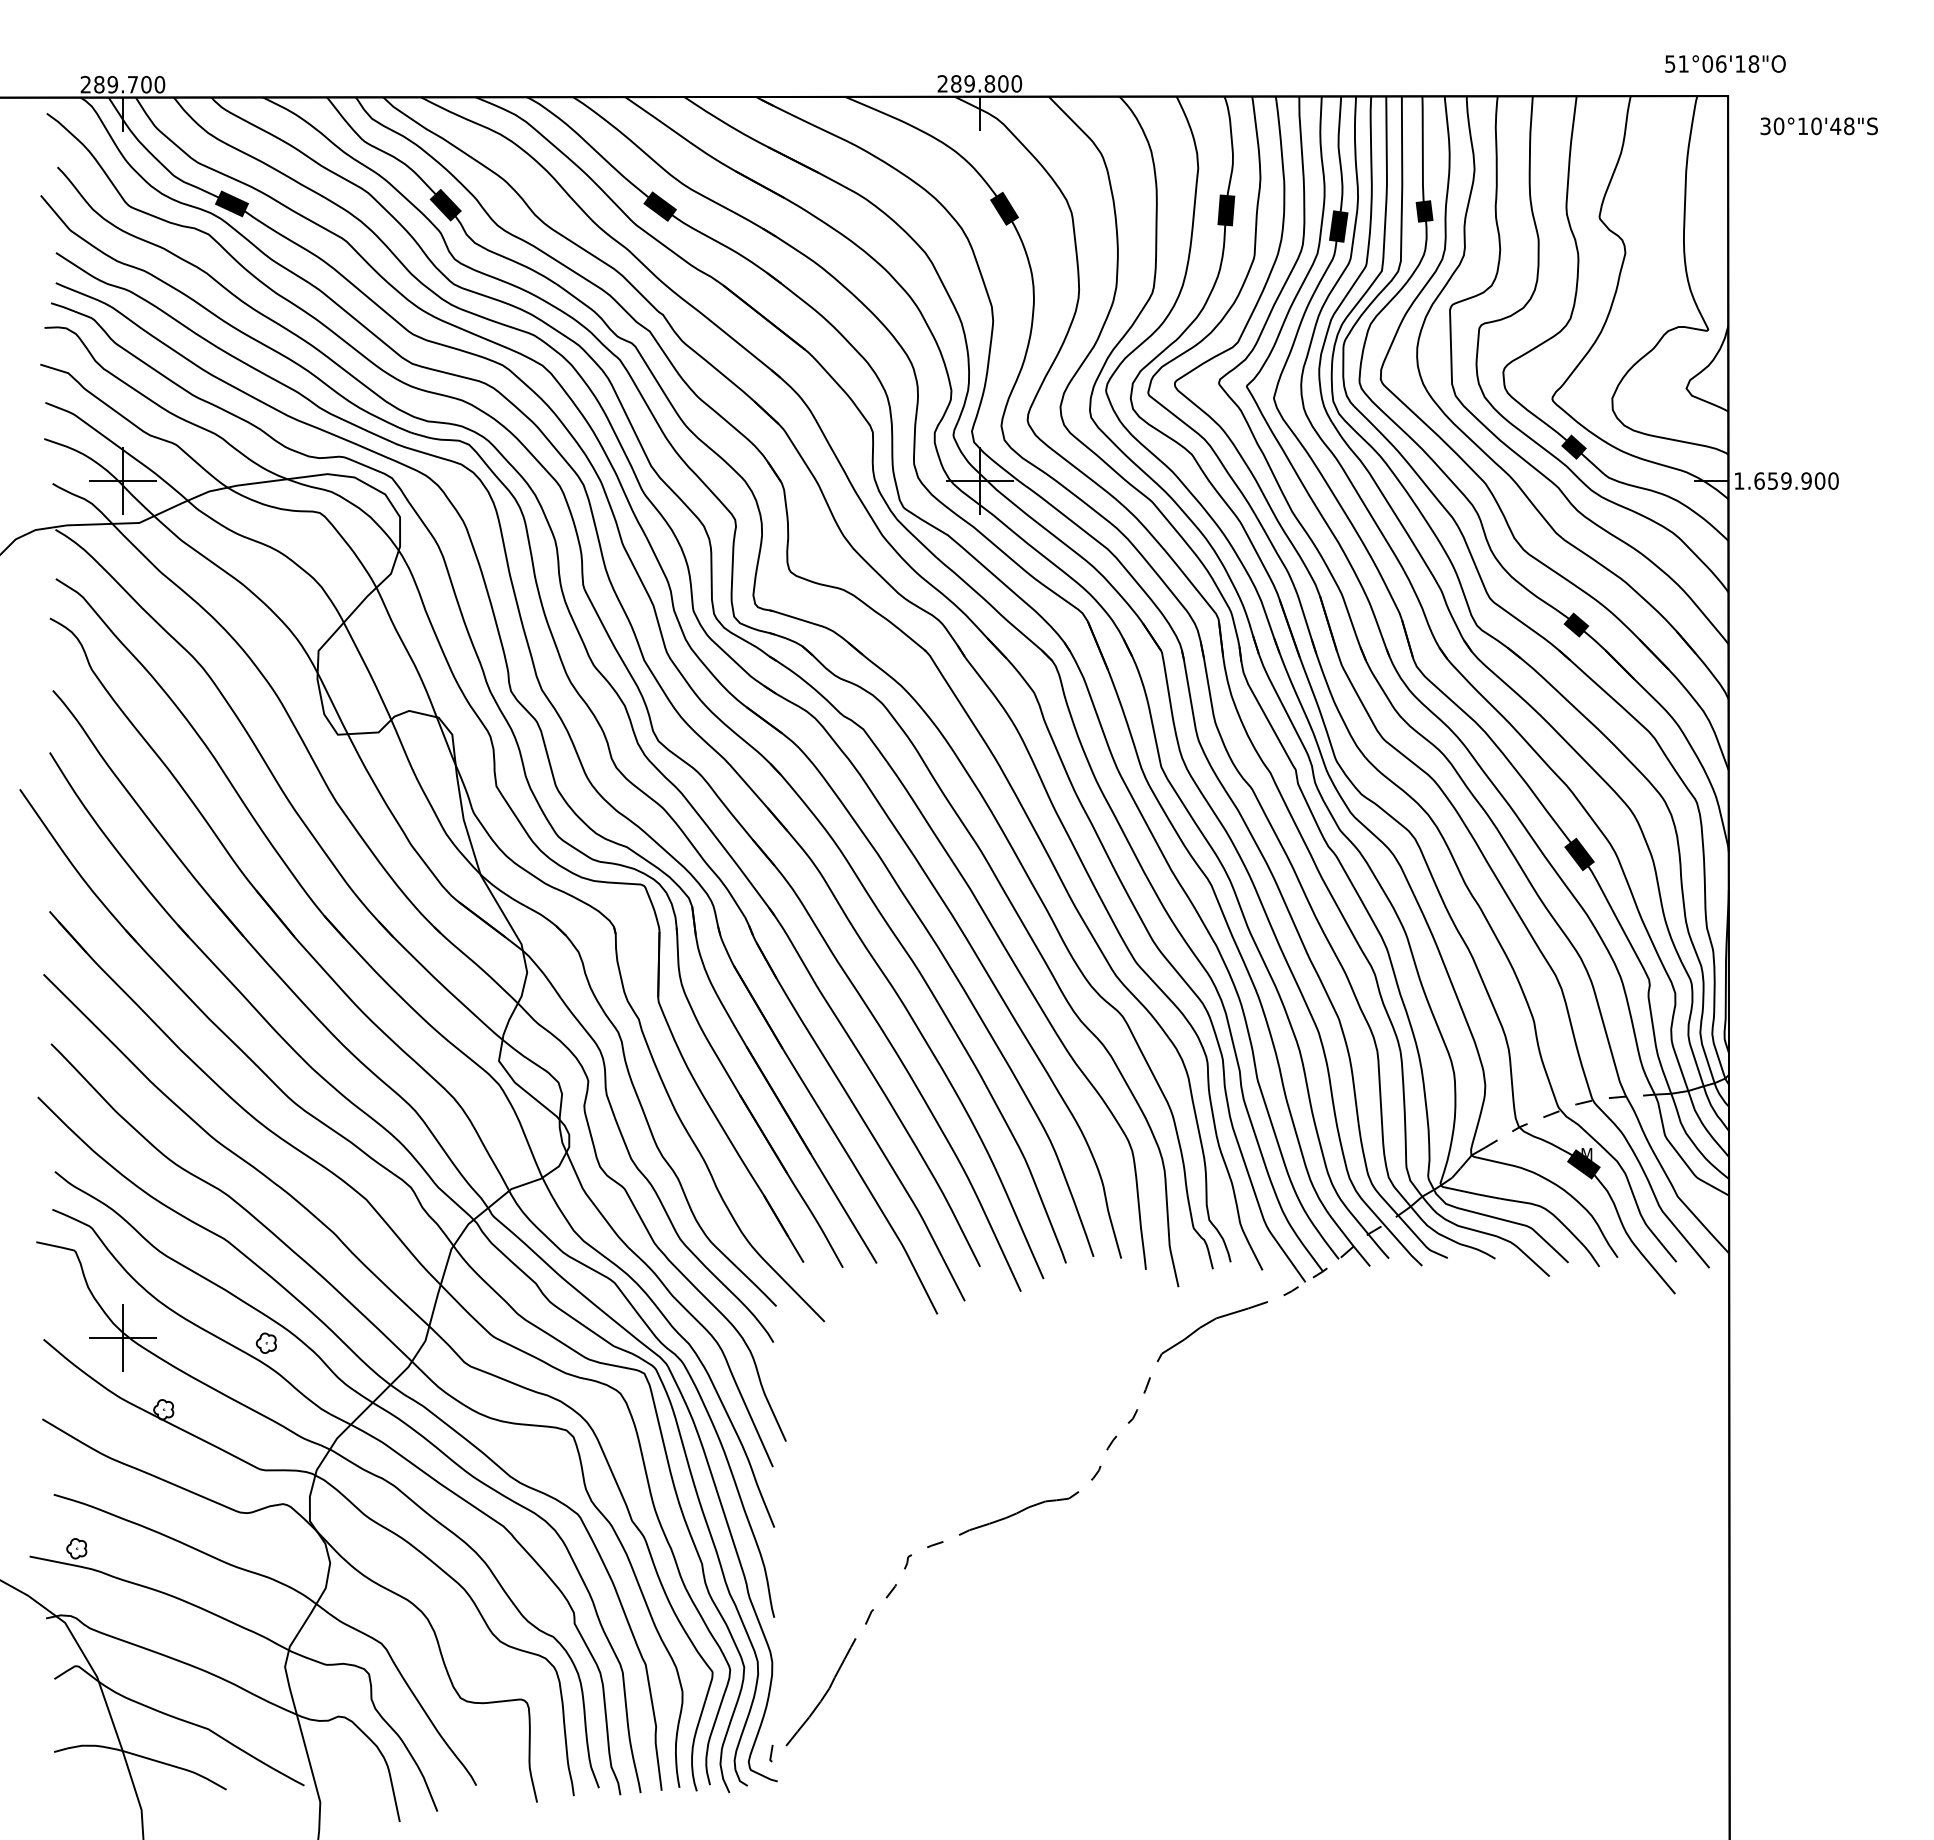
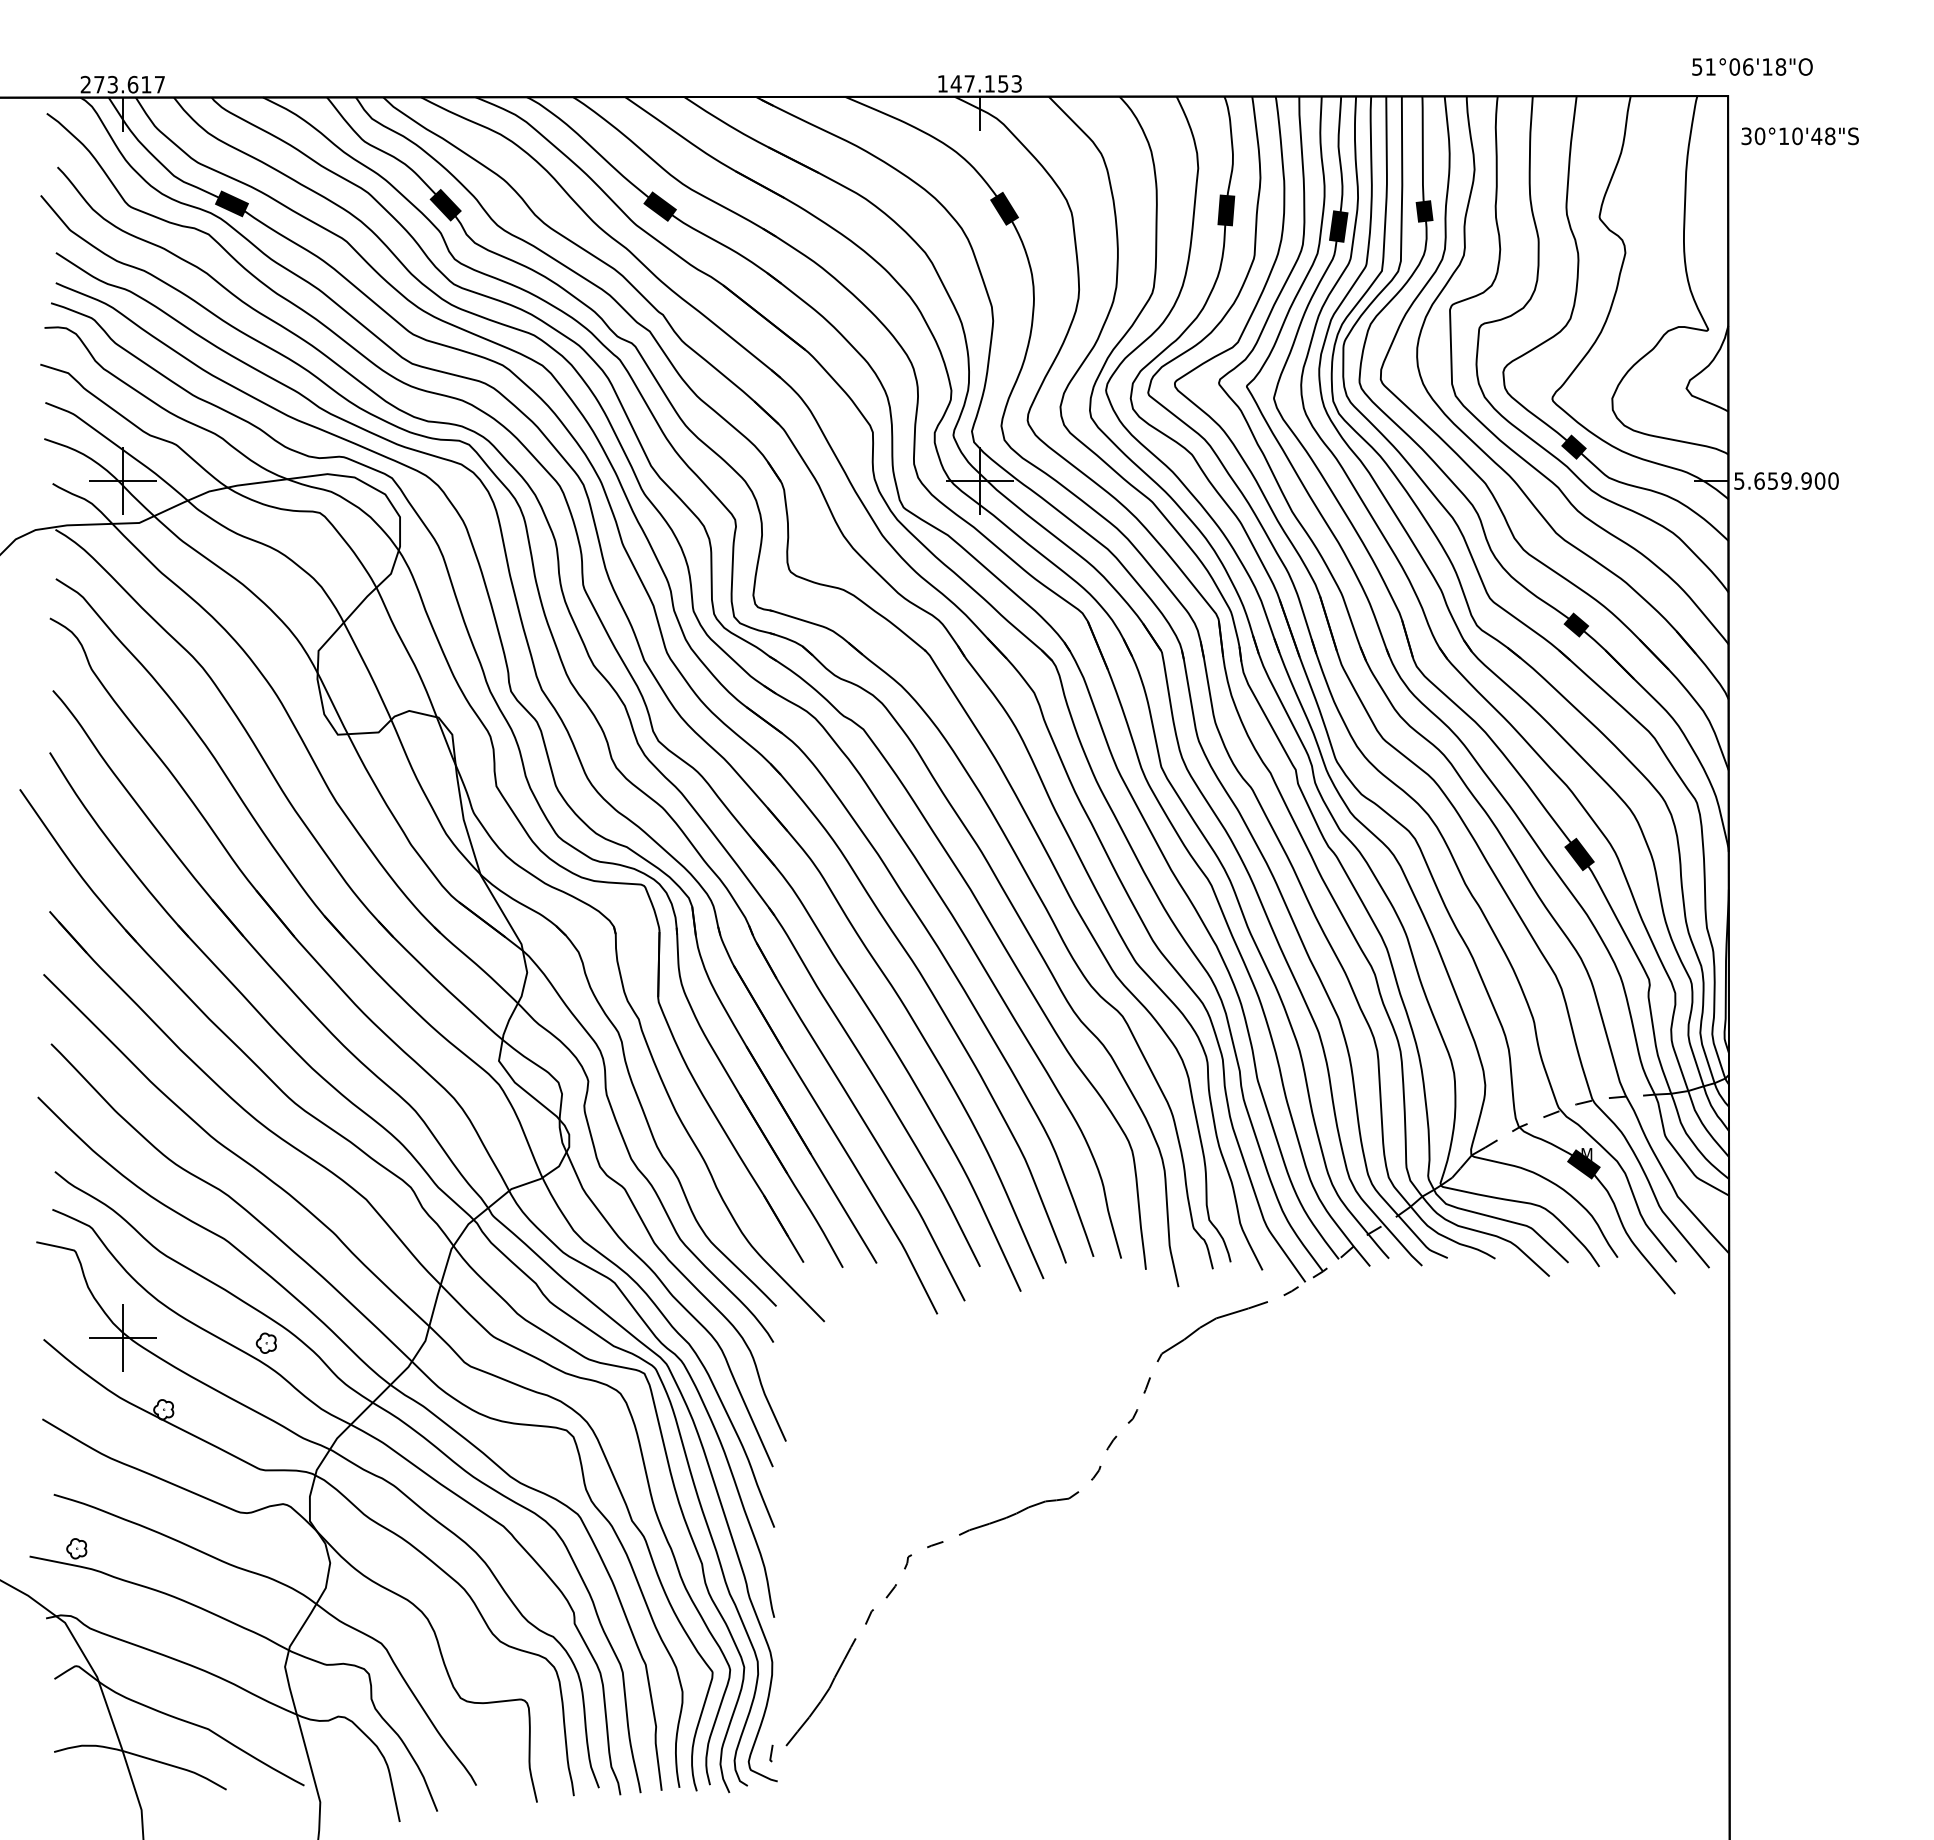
text position: (1725, 63) -> (1752, 66) (1752, 66)
text: 289.800 -> 147.153 (979, 83)
text: 289.700 -> 273.617 (129, 84)
text position: (1818, 126) -> (1799, 136) (1799, 136)
text: 1.659.900 -> 5.659.900 (1739, 480)
